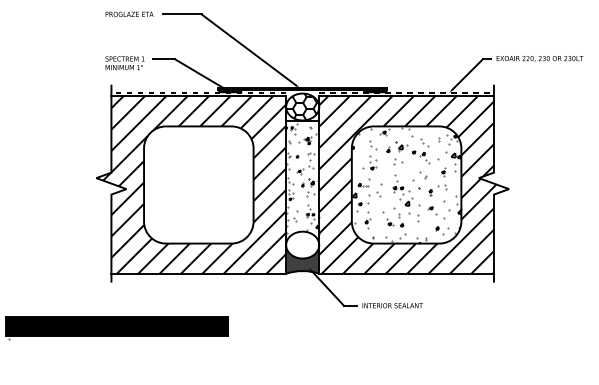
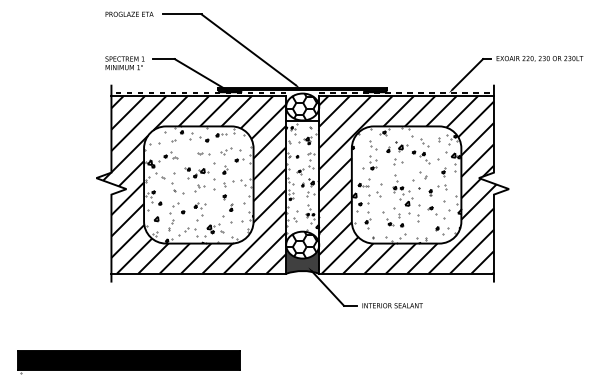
hatch: none -> present (198, 184)
hatch: none -> present (302, 244)
part position: (116, 328) -> (128, 362) (128, 362)
